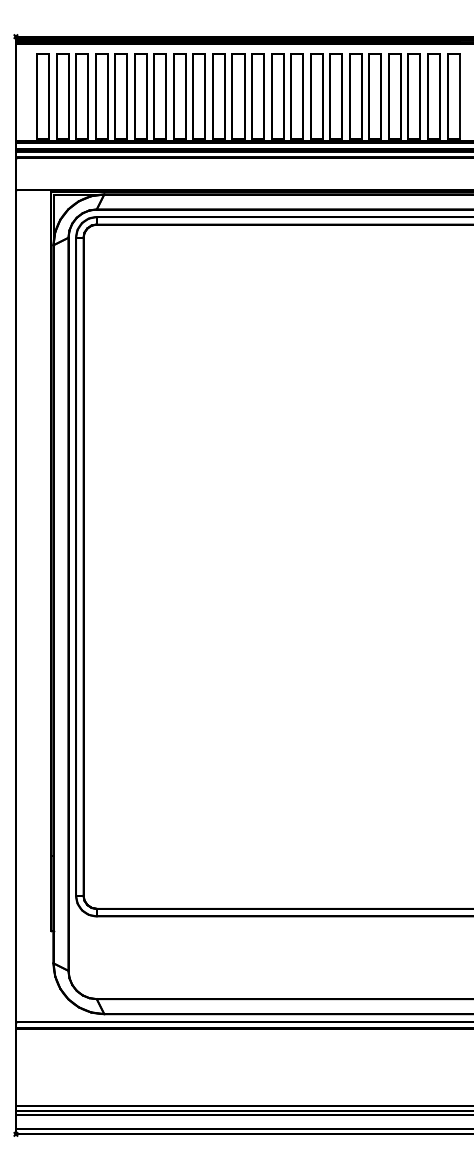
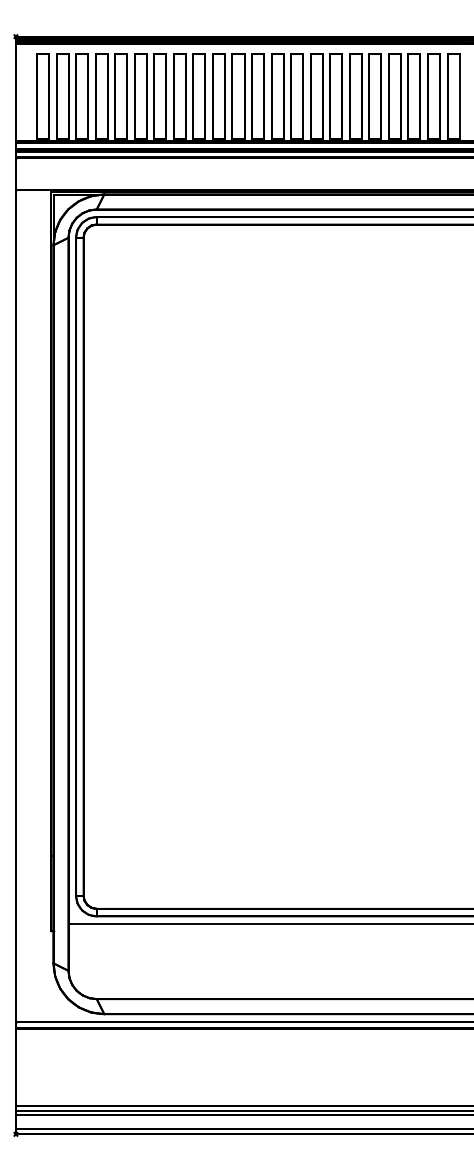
line: none -> present (269, 923)
